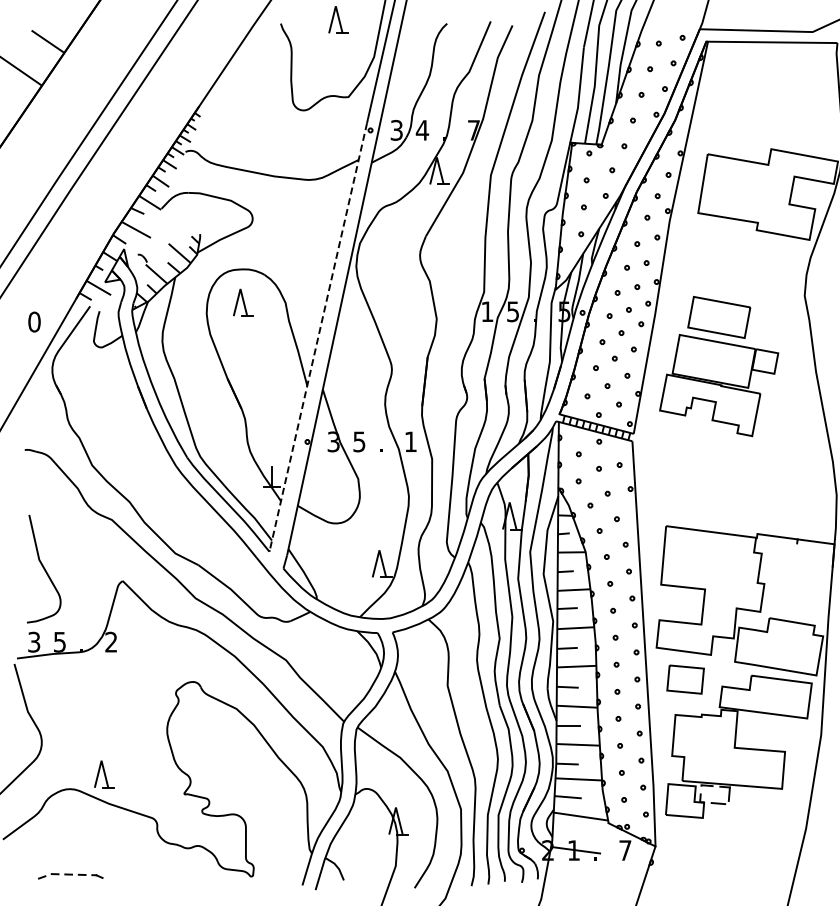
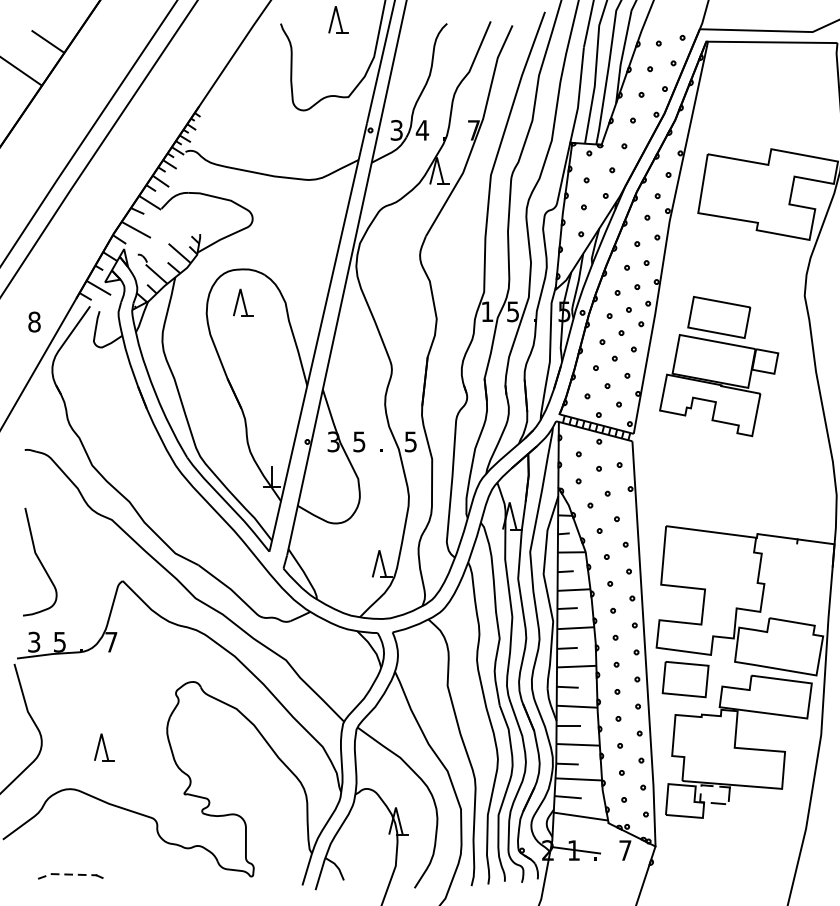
text: 0 -> 8 (34, 322)
line: dashed -> solid (318, 336)
text: 1 -> 5 (410, 441)
curve position: (44, 568) -> (40, 561) (40, 561)
text: 2 -> 7 (111, 641)
part size: 39x31 px -> 49x38 px (685, 679)
part position: (104, 774) -> (104, 747) (104, 747)
